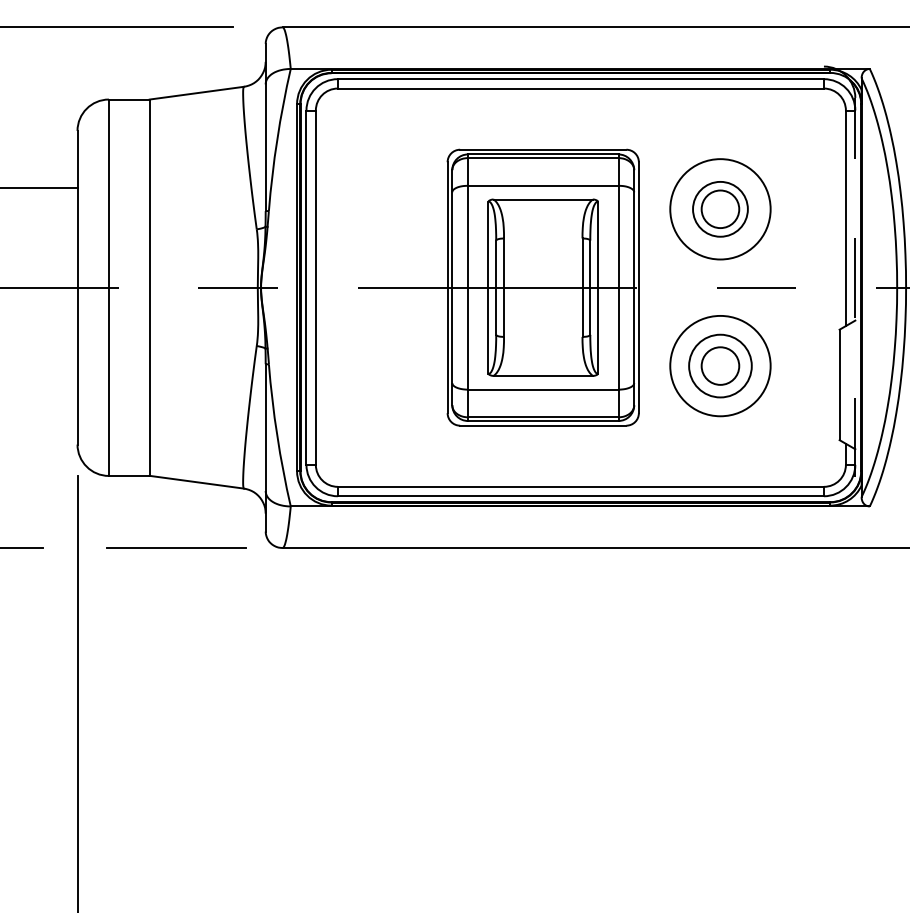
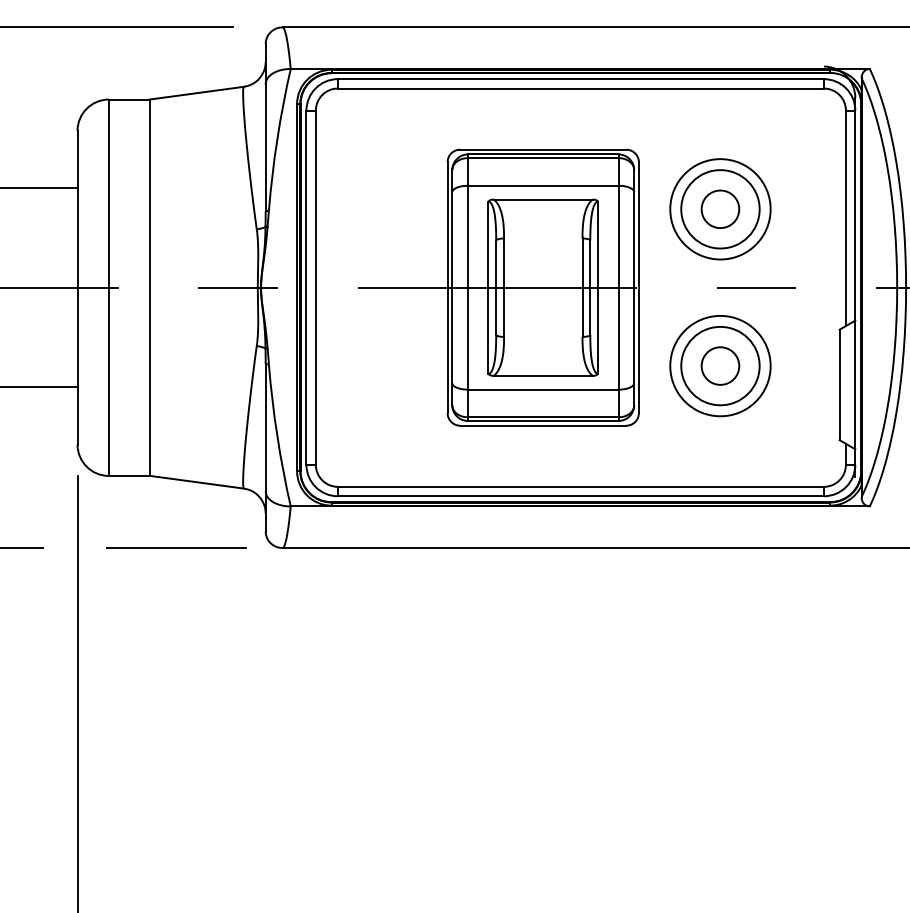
circle diameter: 55 px -> 78 px (720, 209)
line: dashed -> solid (855, 287)
circle diameter: 63 px -> 78 px (720, 365)
line: none -> present (39, 387)
